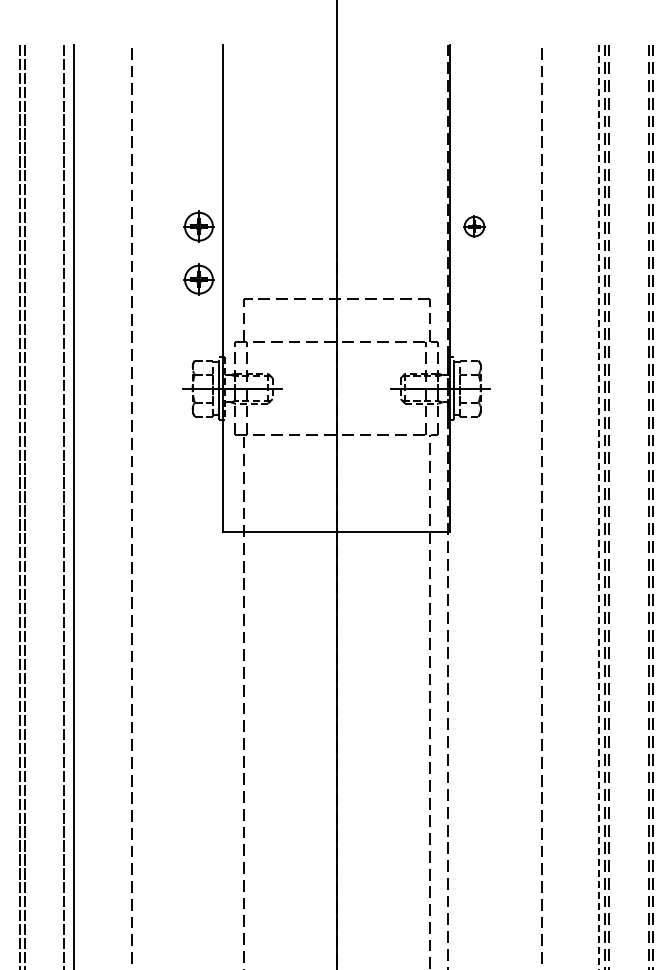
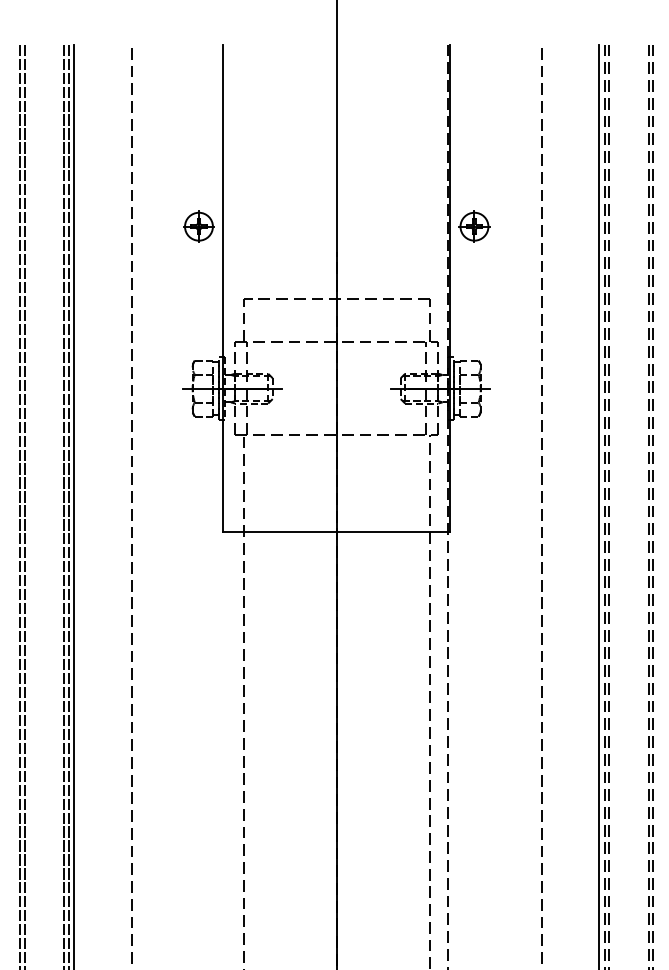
part size: 23x23 px -> 33x33 px (474, 226)
part: present -> none (198, 279)
line: none -> present (68, 505)
line: dashed -> solid (599, 507)
